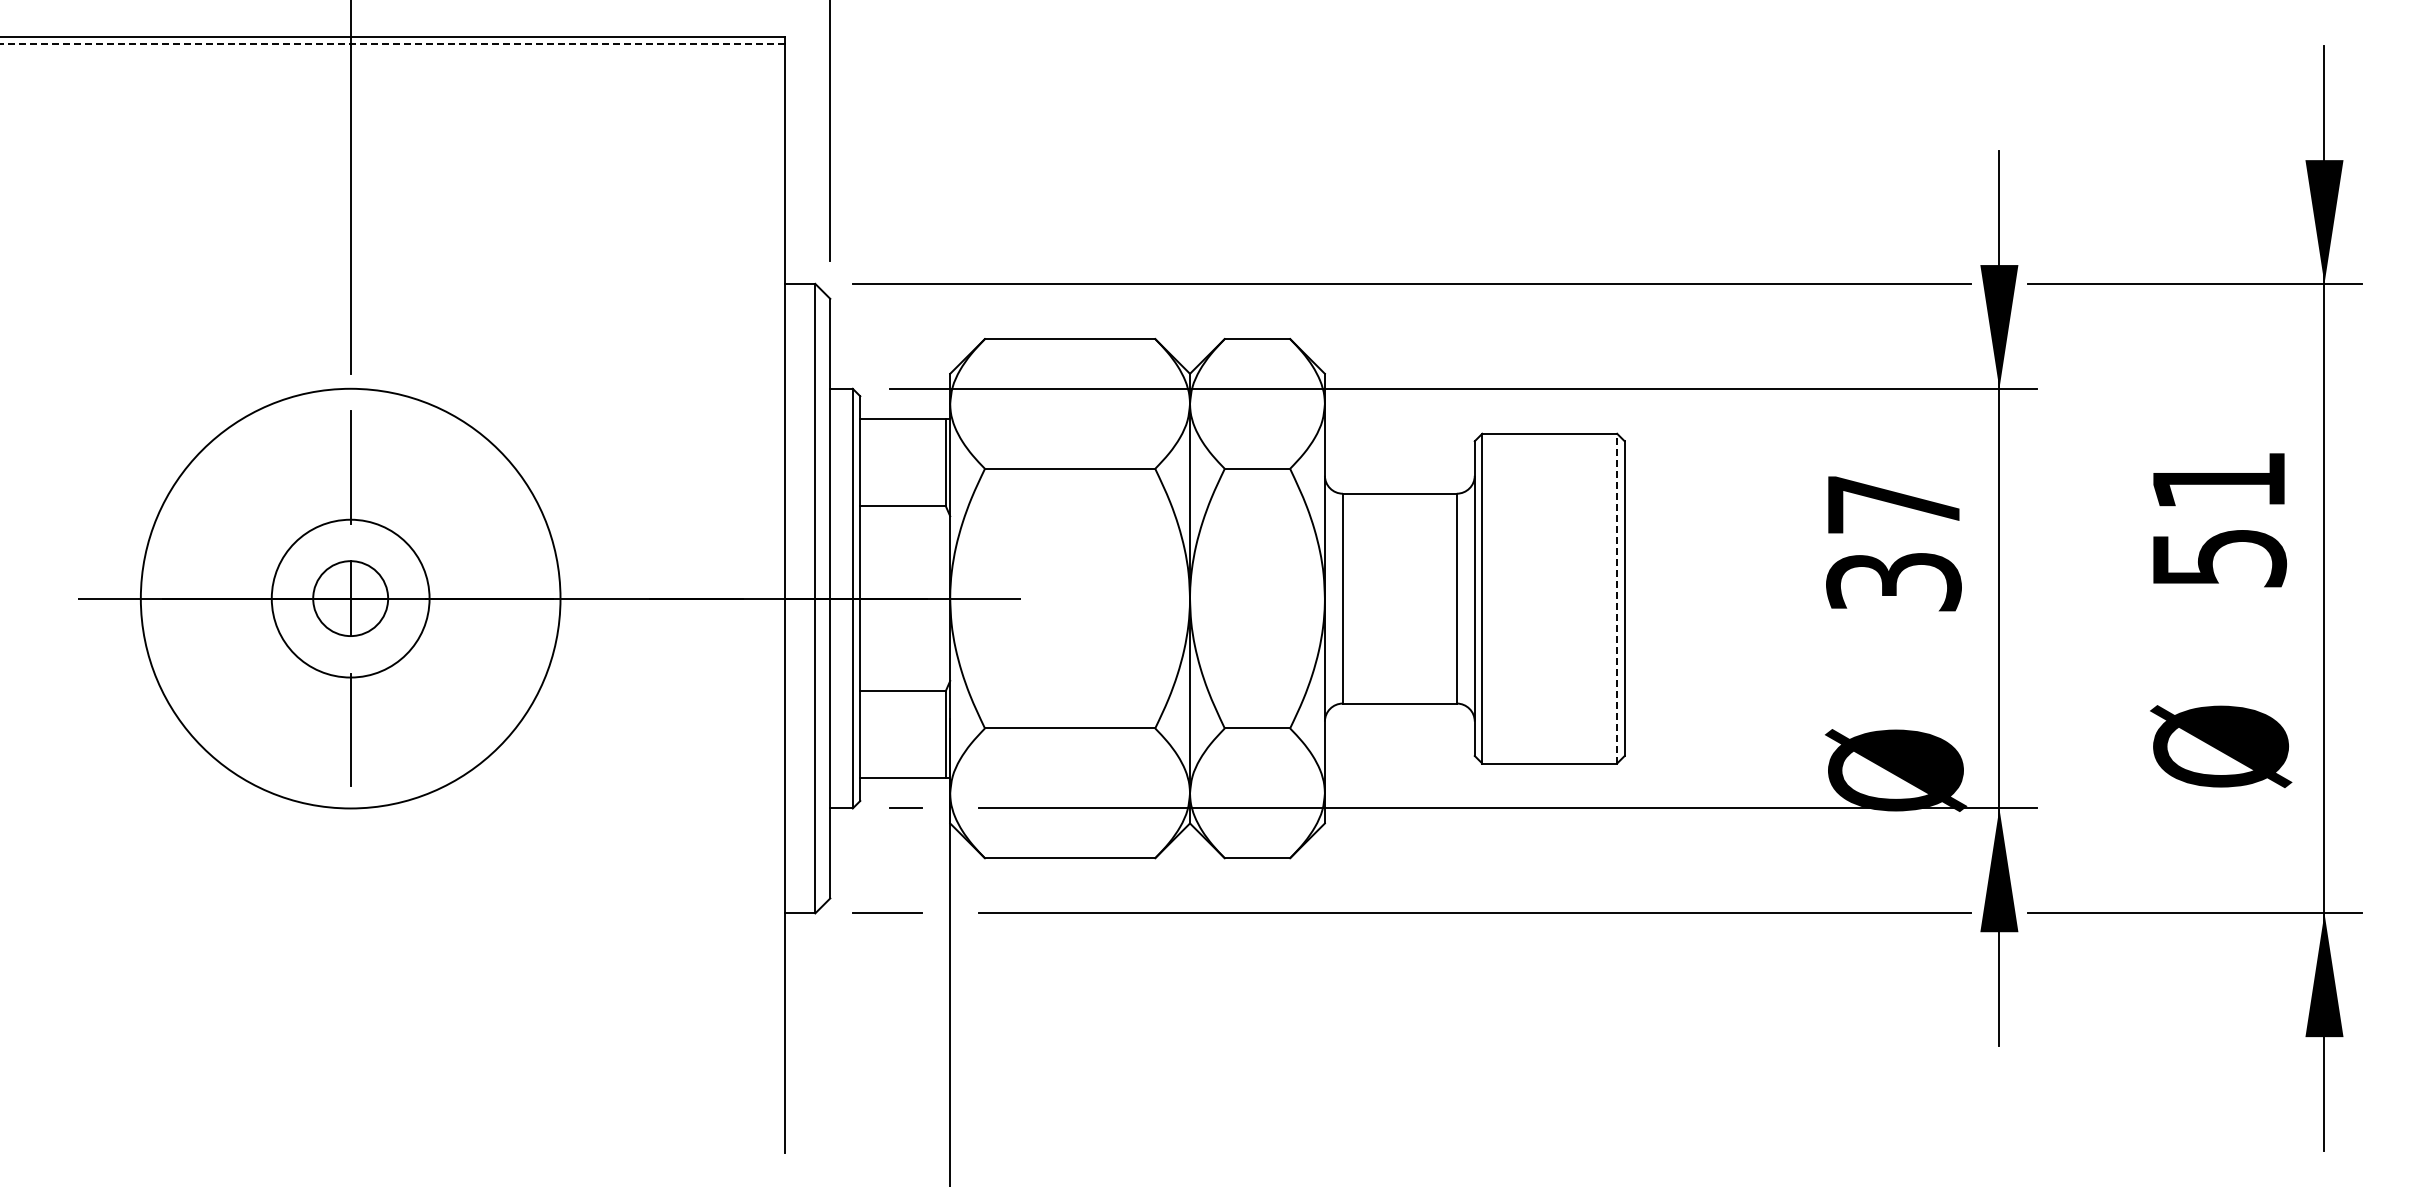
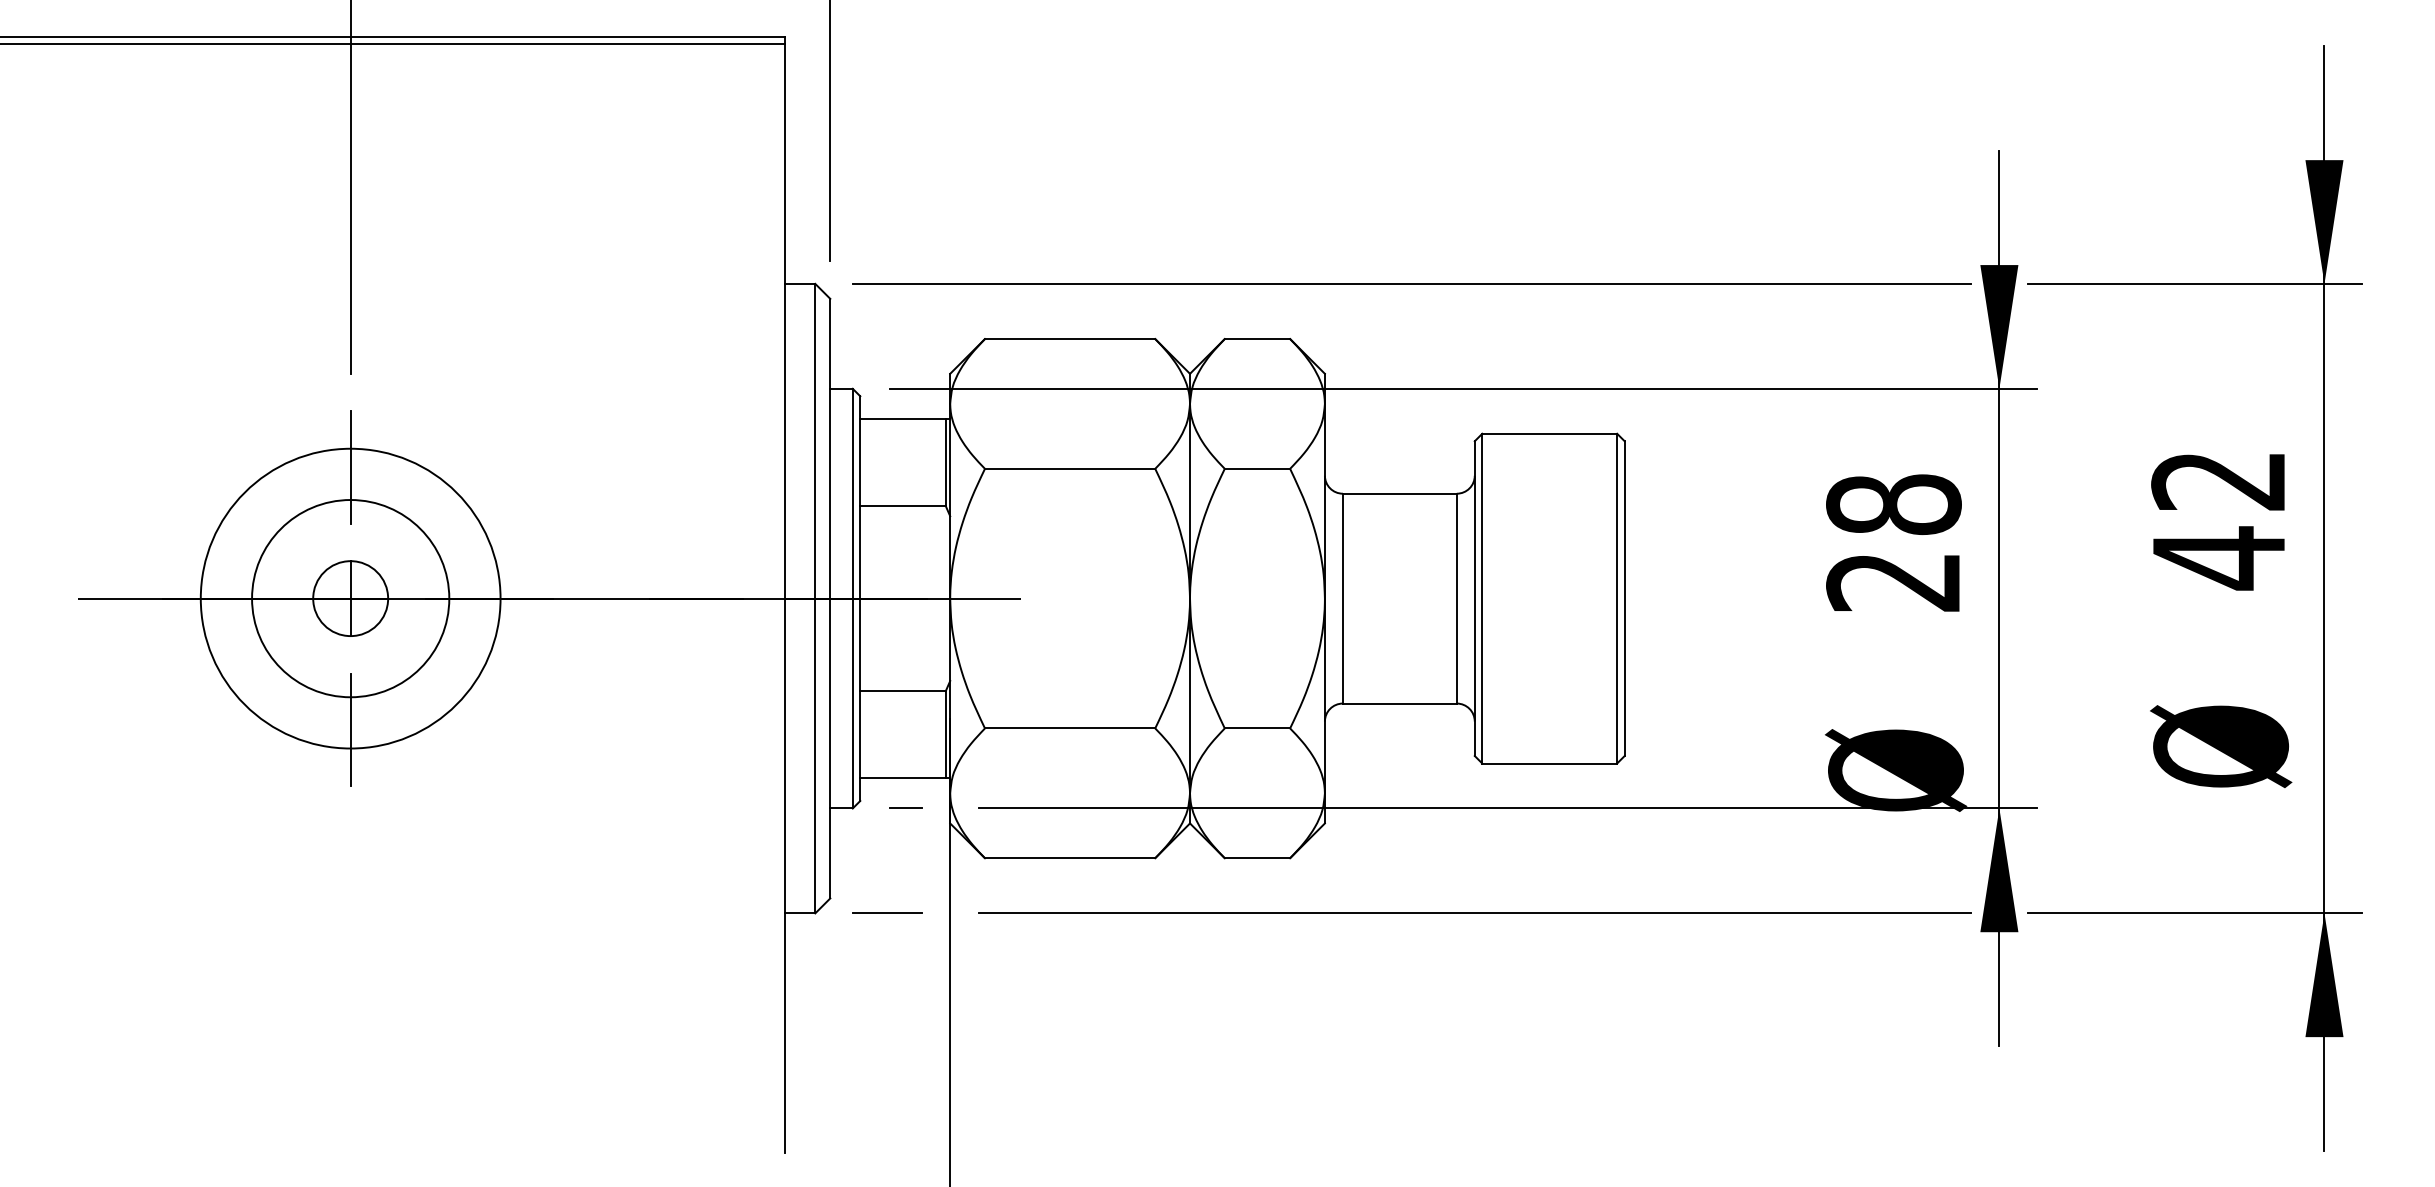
line: dashed -> solid (392, 44)
text: 51 -> 42 (2219, 521)
text: 37 -> 28 (1893, 542)
circle diameter: 158 px -> 197 px (350, 598)
circle diameter: 420 px -> 300 px (350, 598)
line: dashed -> solid (1617, 598)
